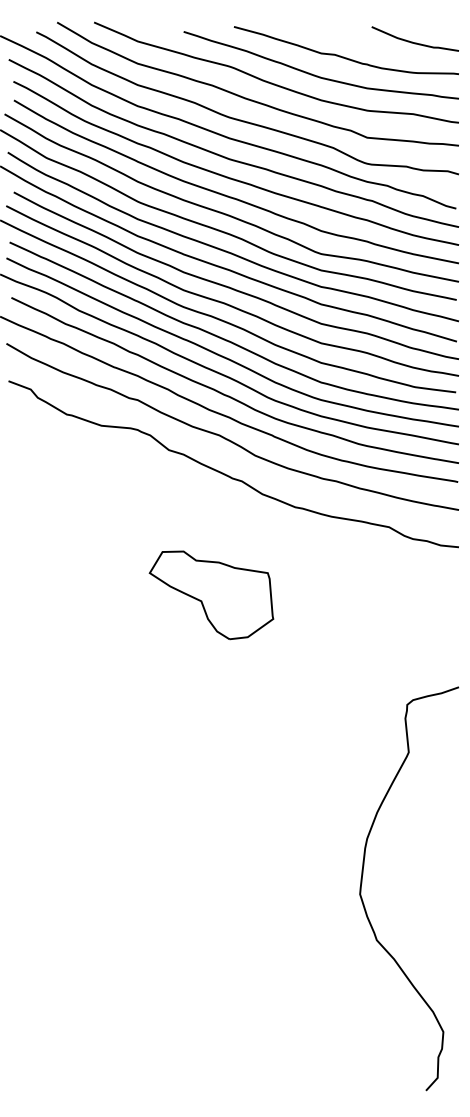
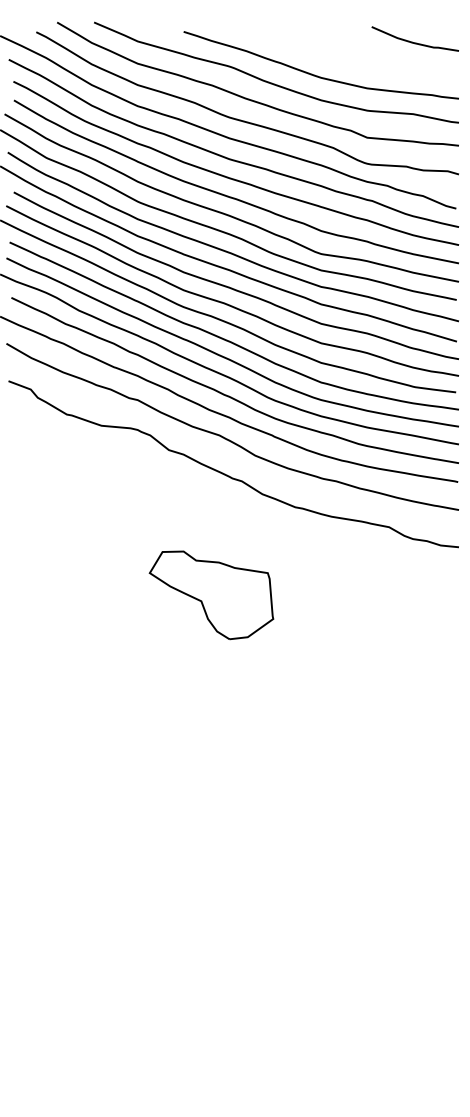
curve: present -> none (343, 56)
curve: present -> none (362, 883)
